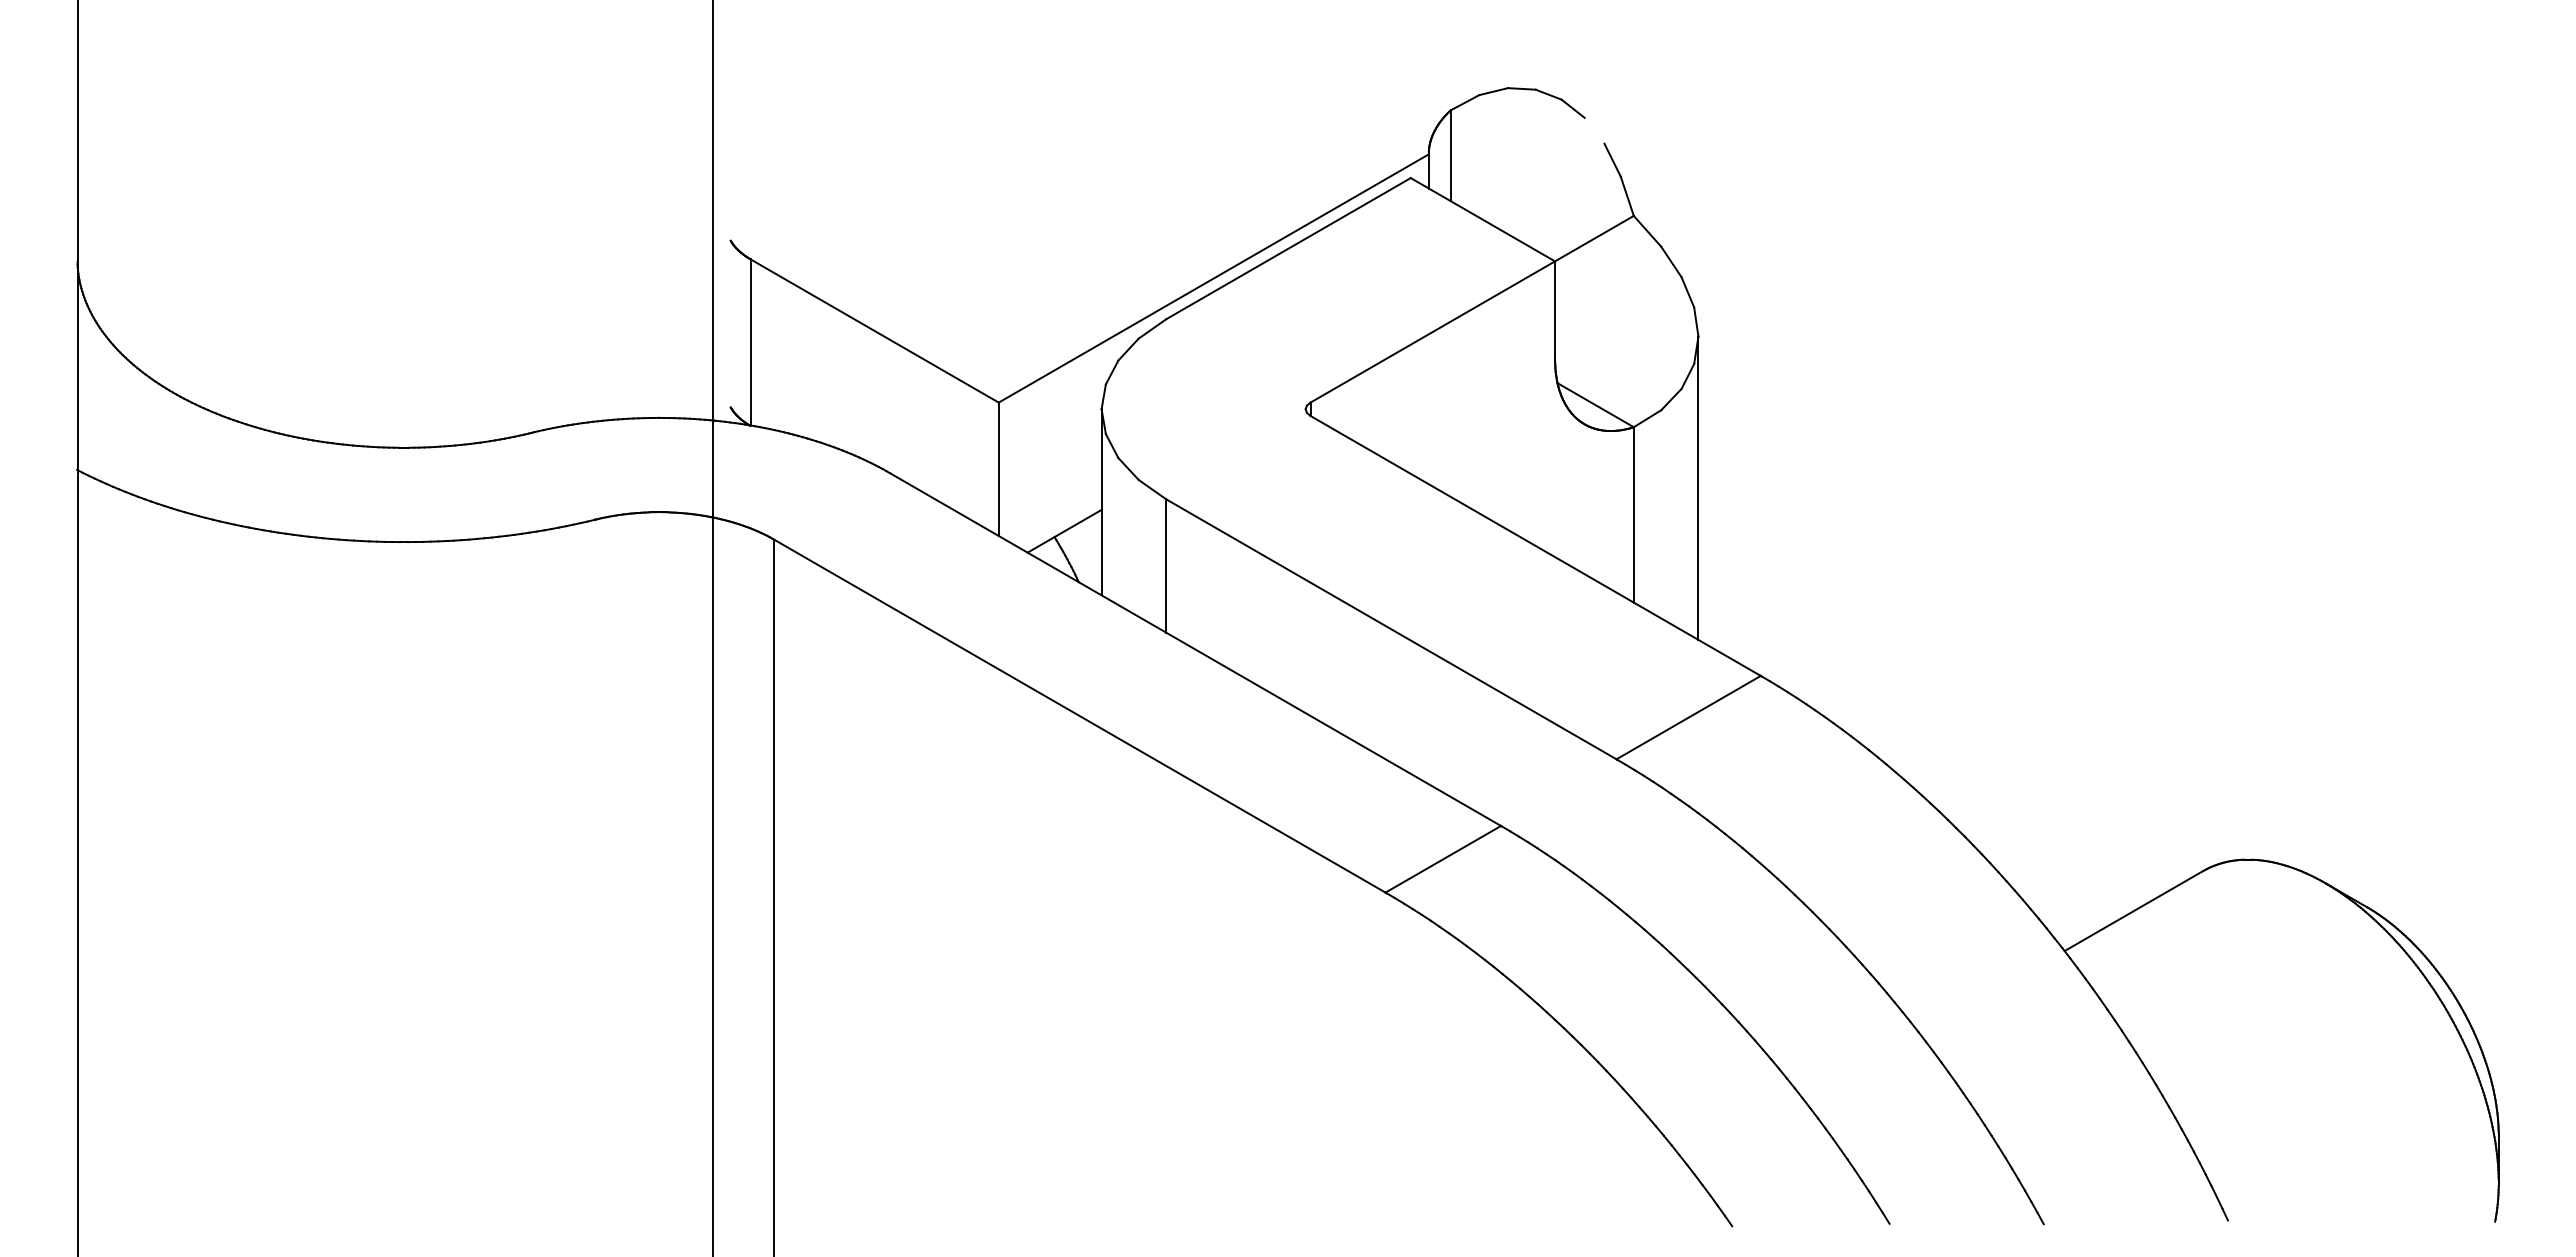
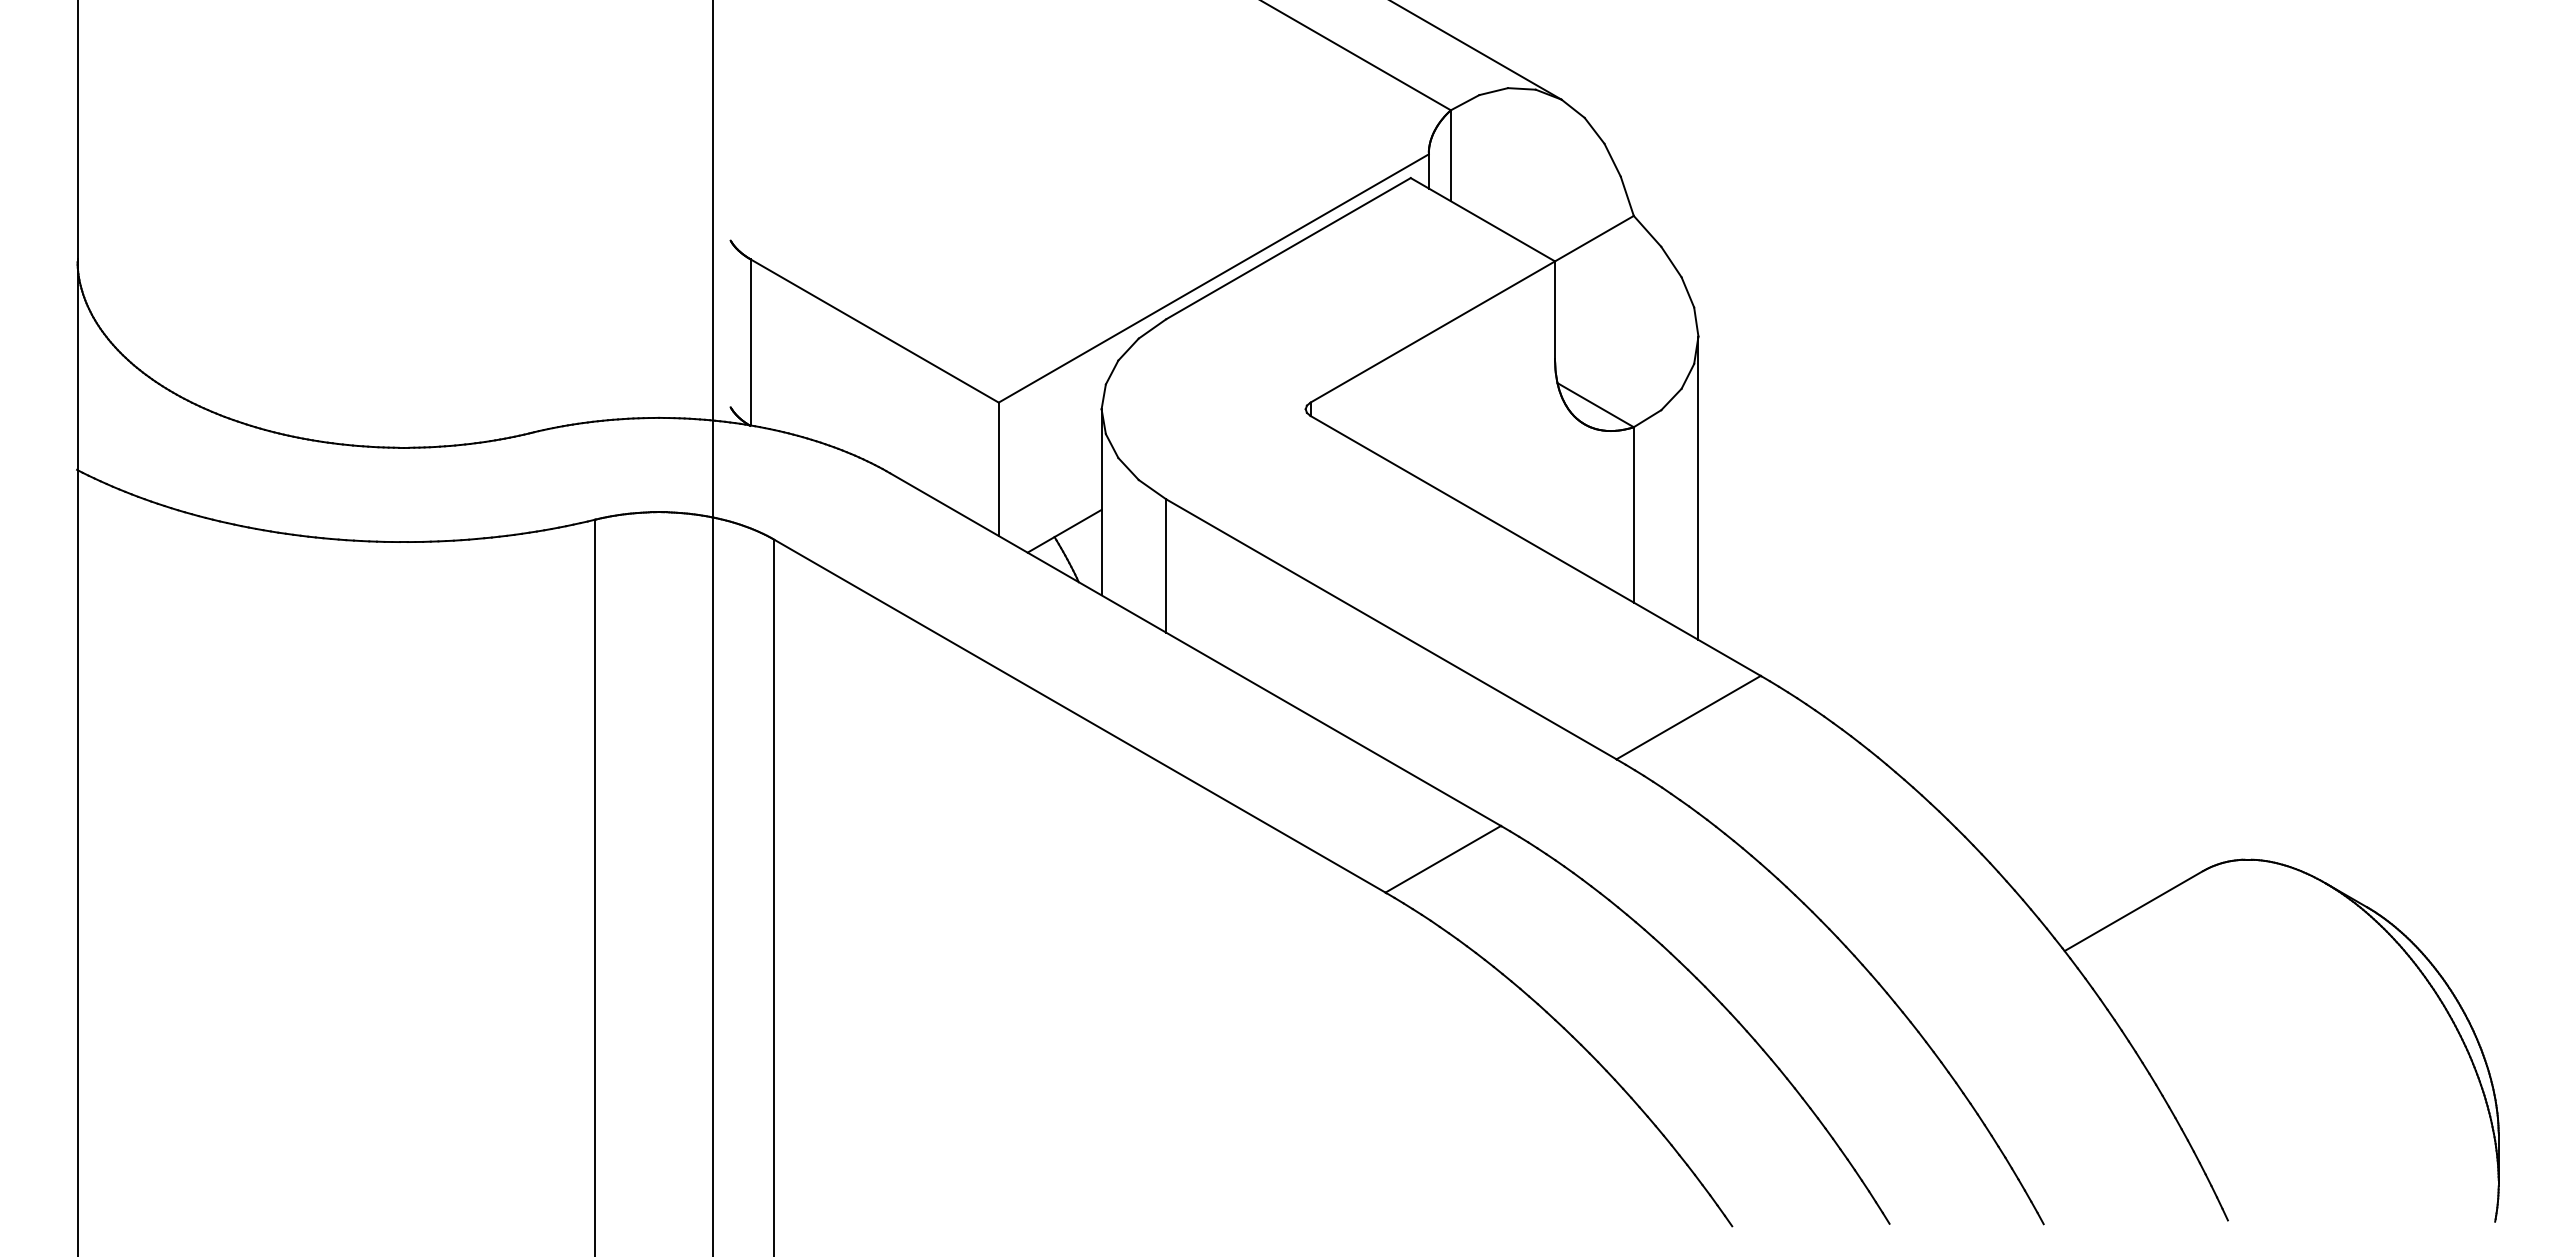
line: none -> present (1476, 50)
line: none -> present (1356, 56)
line: none -> present (1594, 130)
line: none -> present (595, 886)
